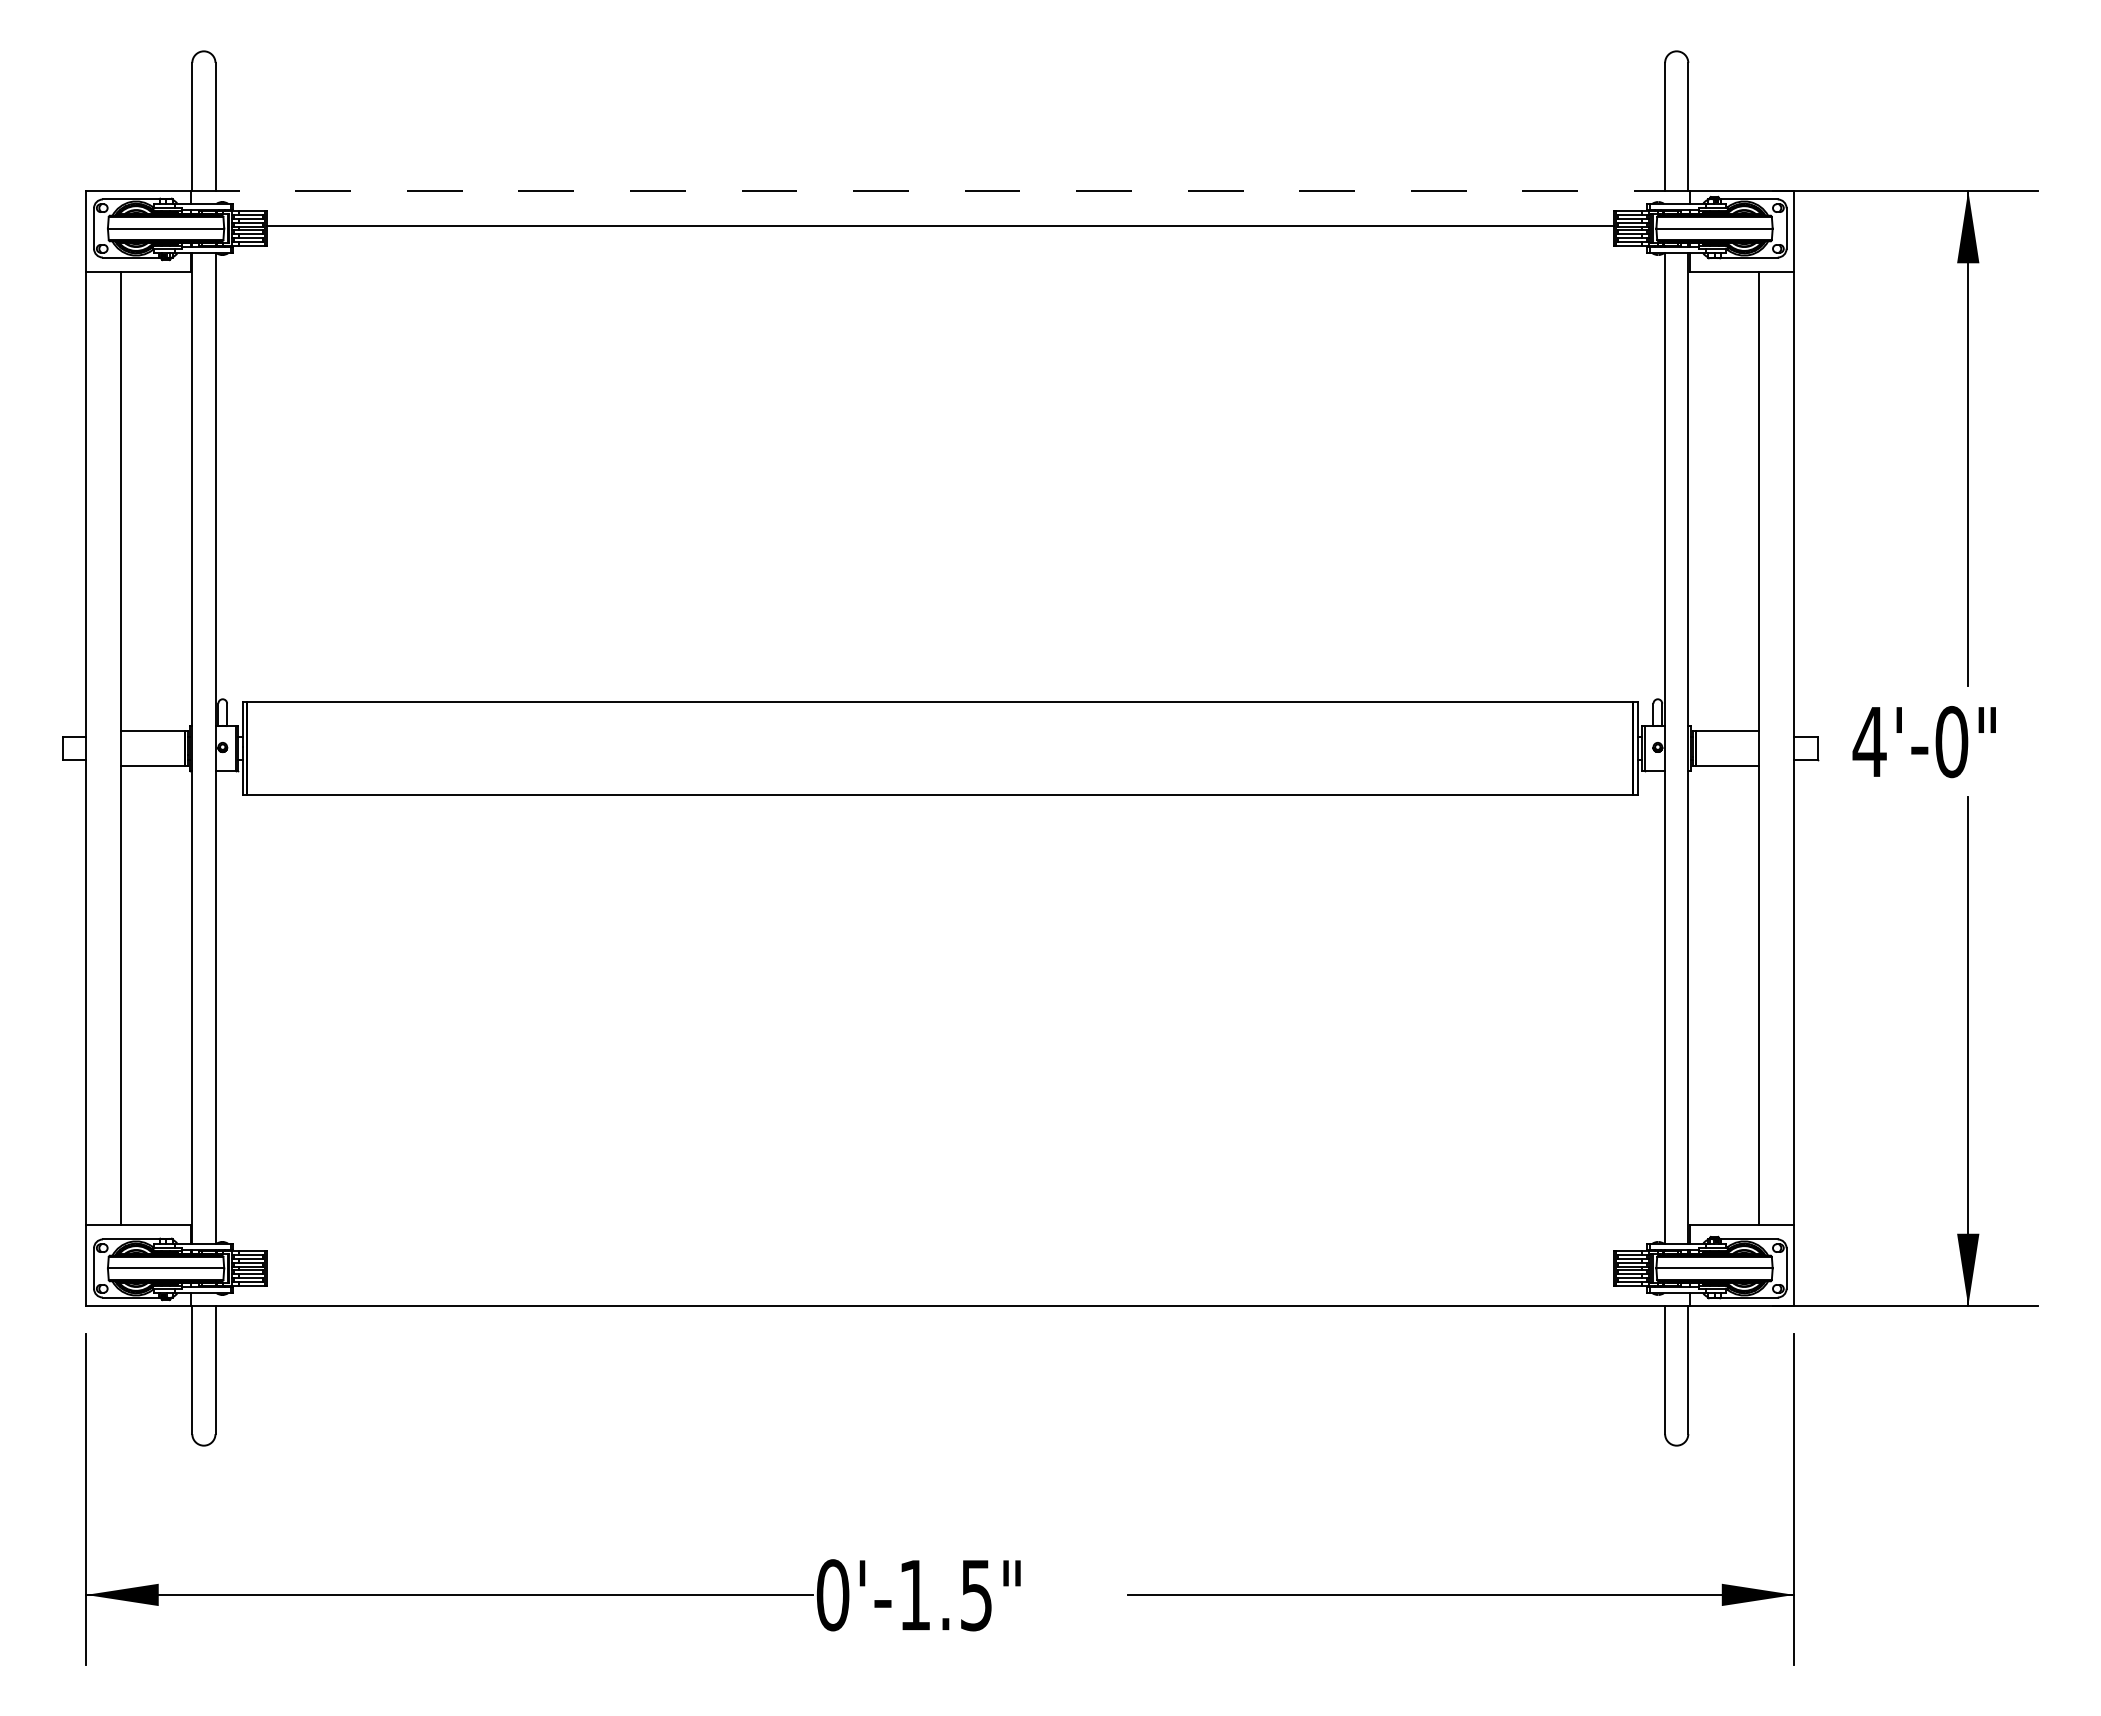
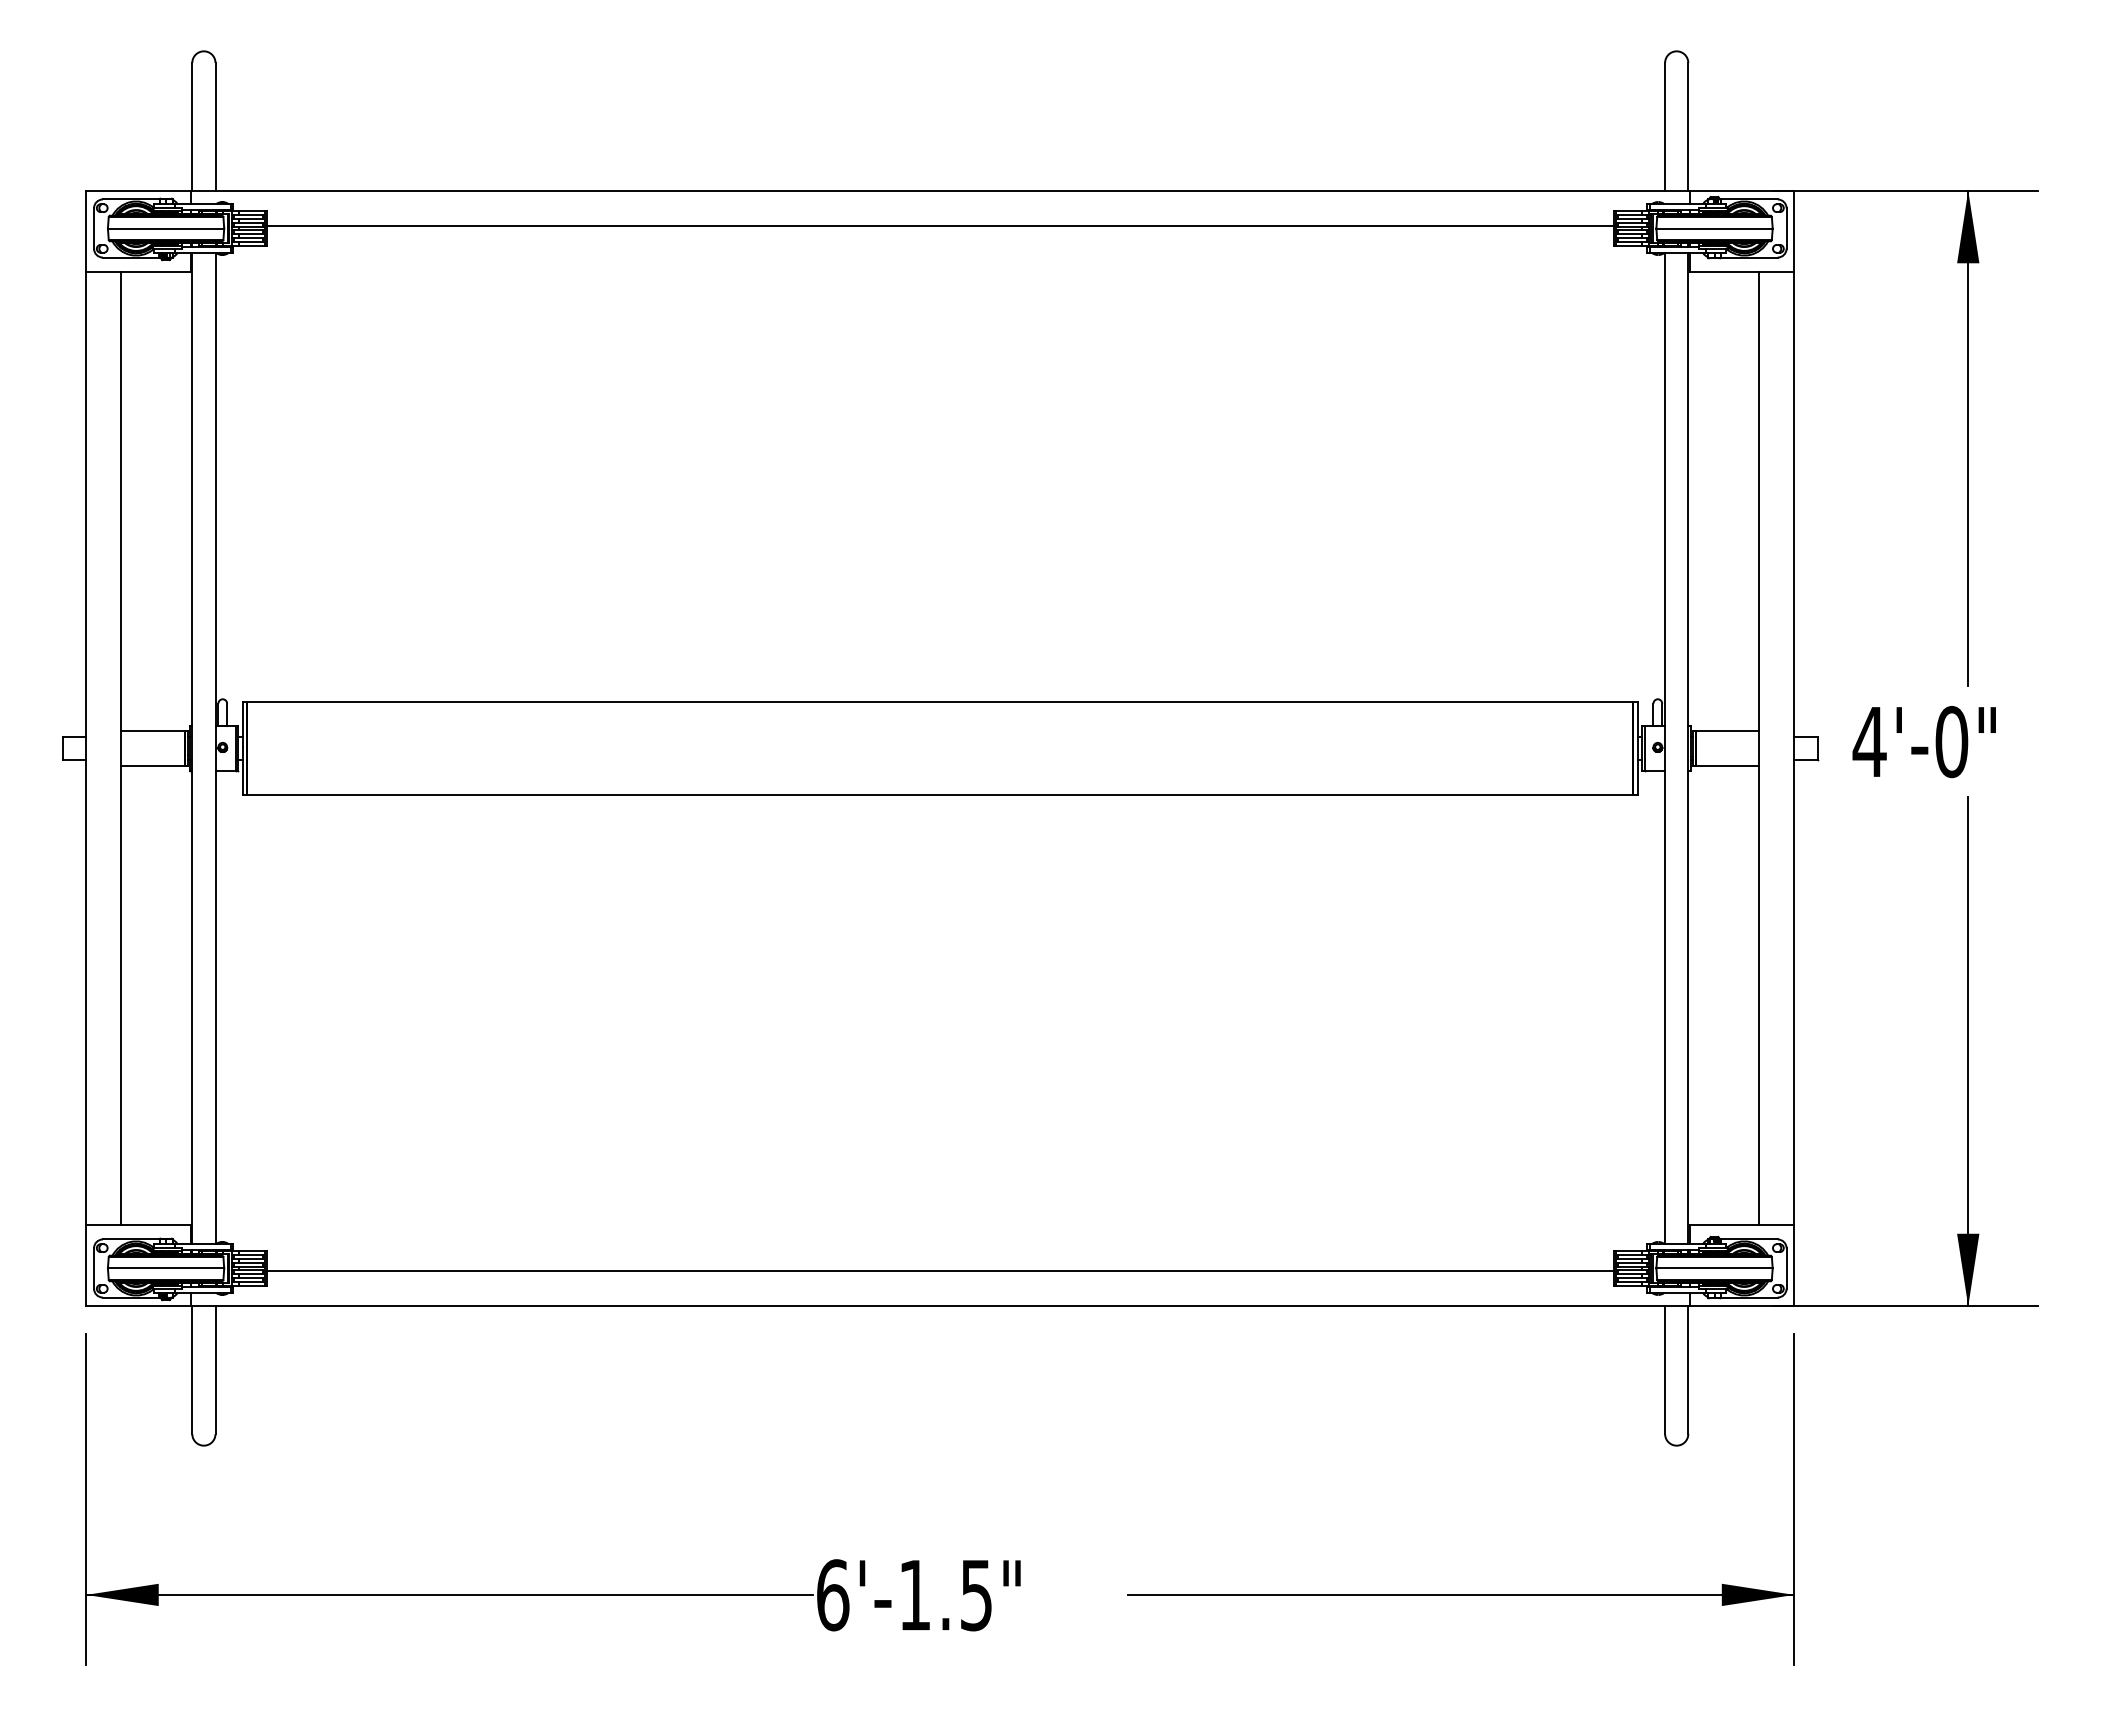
line: dashed -> solid (939, 190)
line: none -> present (939, 1271)
text: 0'-1.5" -> 6'-1.5" (832, 1595)
